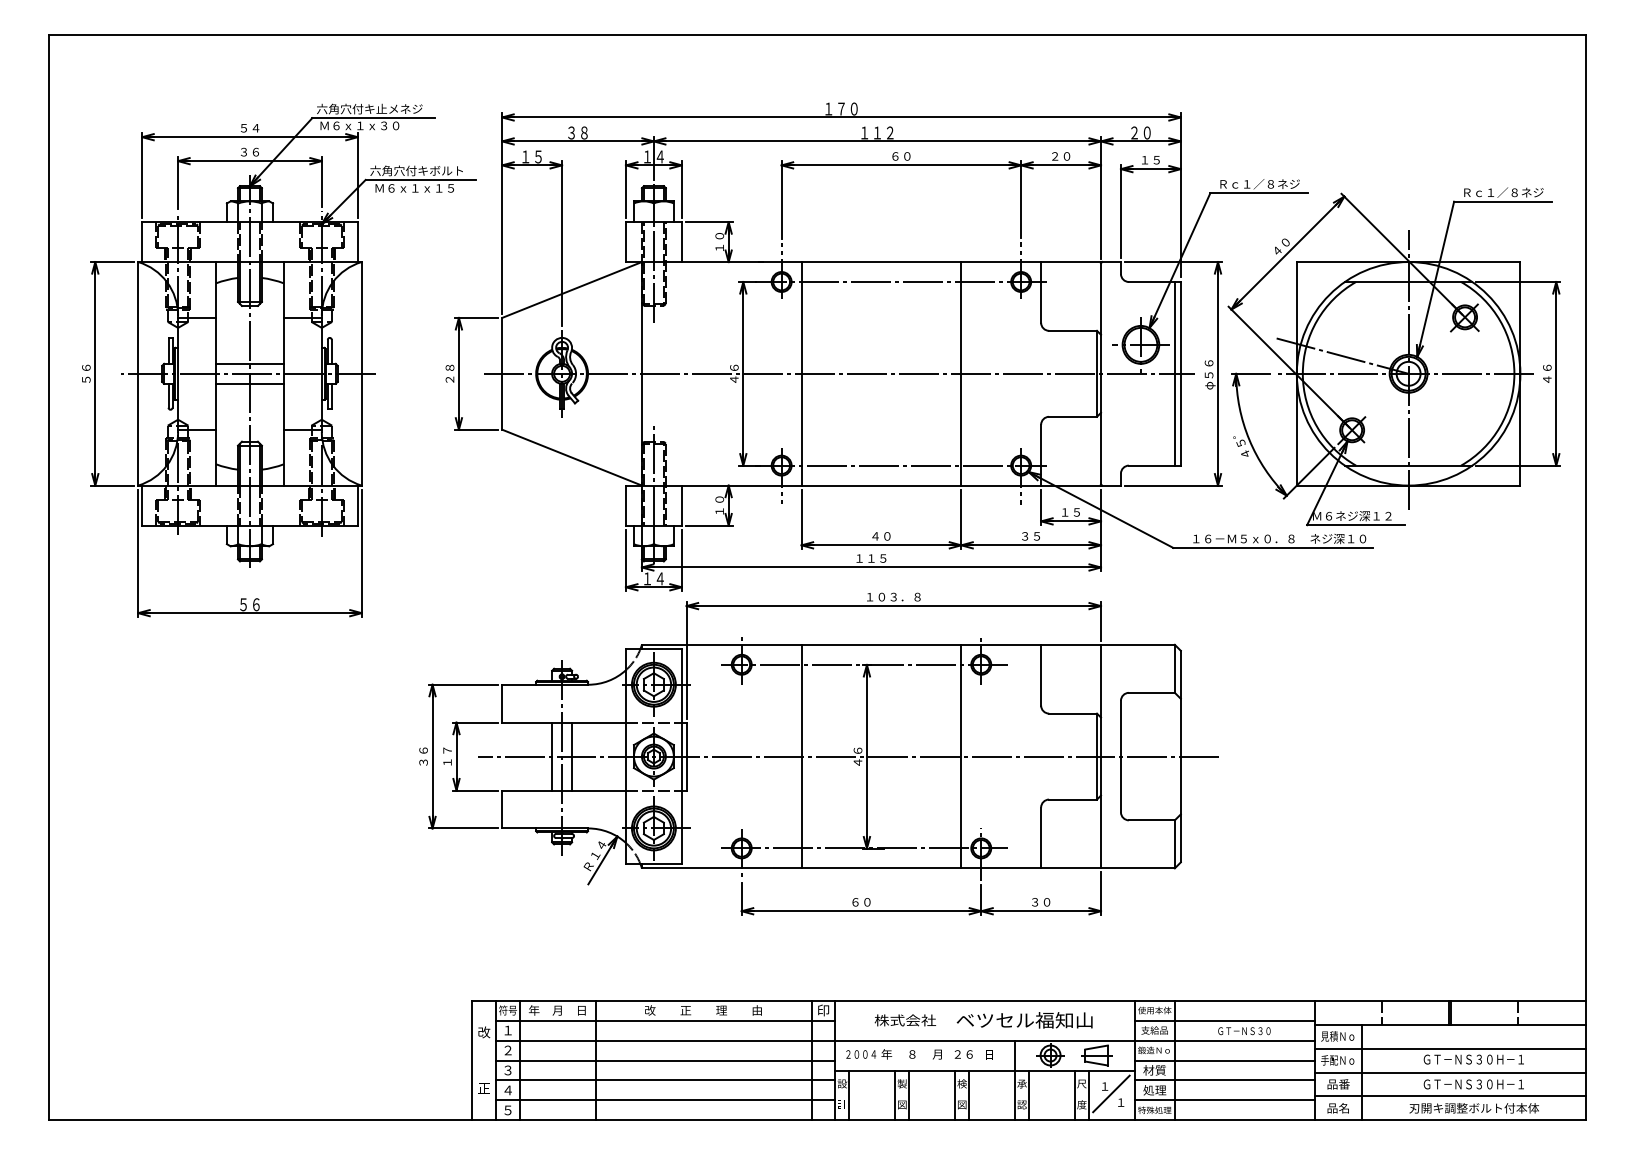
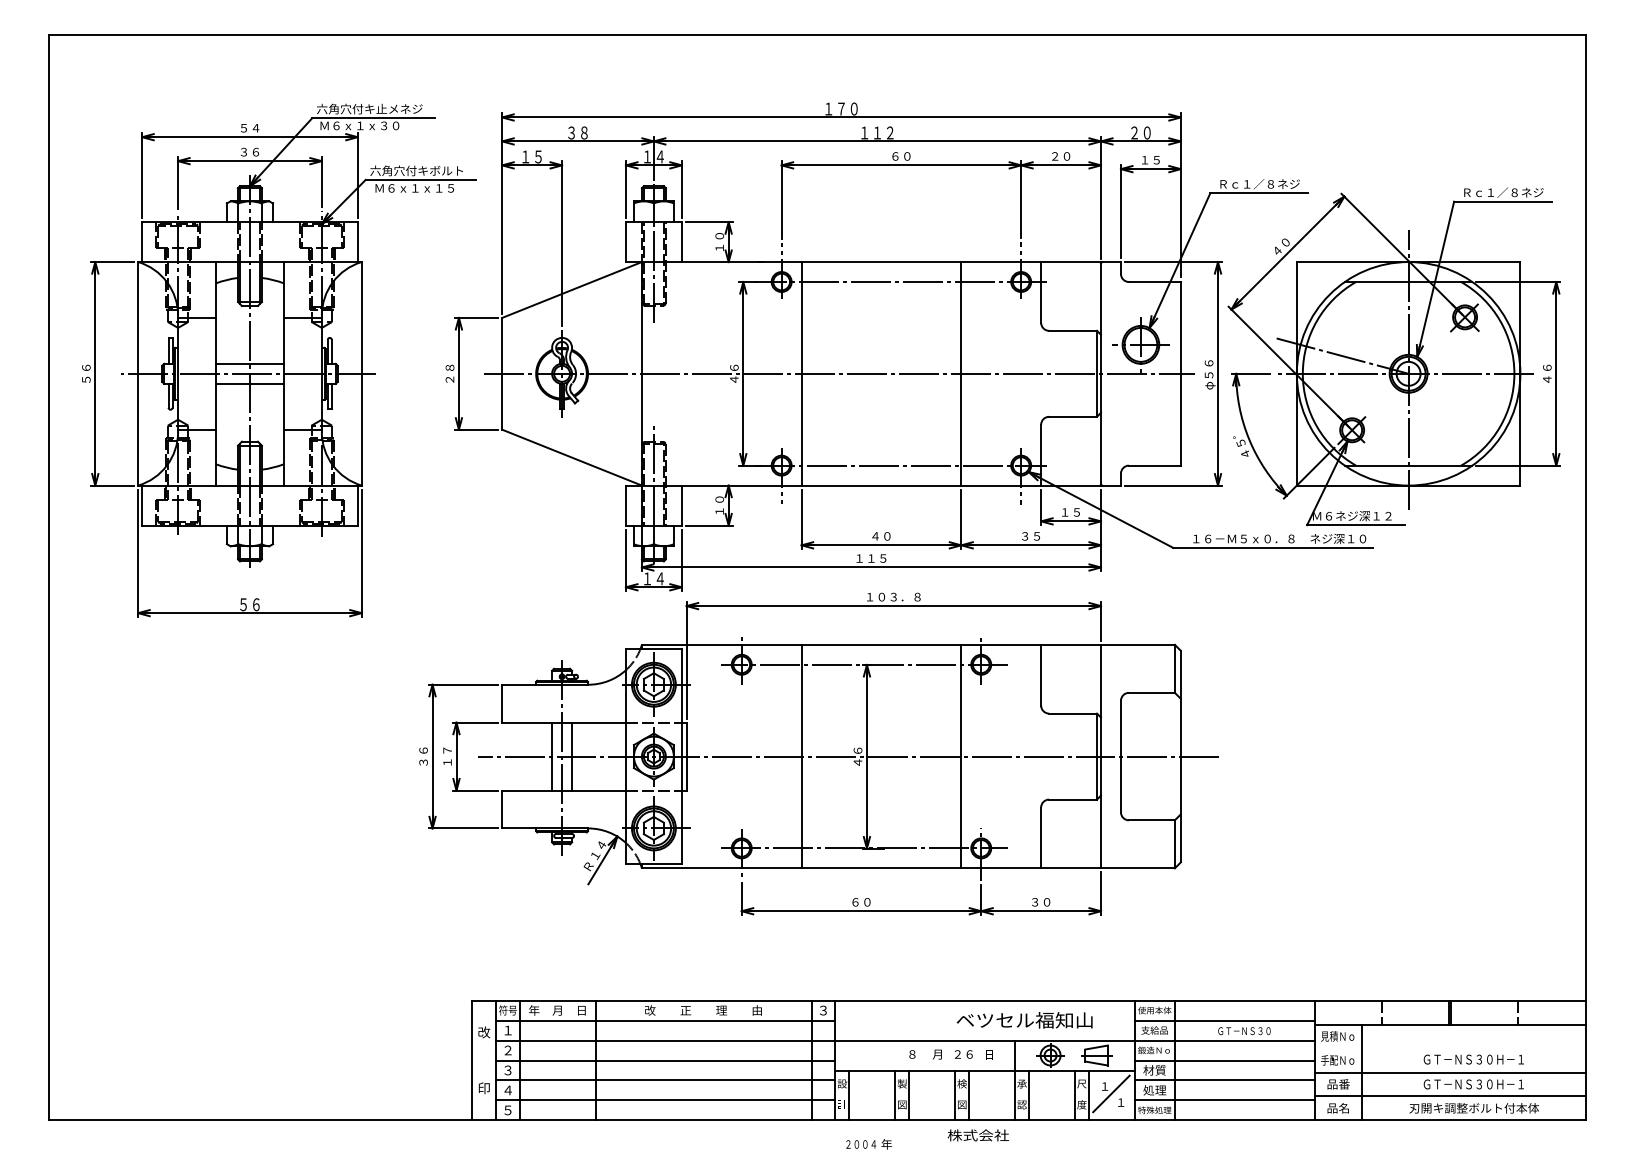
line: present -> none (1174, 373)
text: 印 -> ３ (823, 1010)
text position: (905, 1020) -> (978, 1135) (978, 1135)
line: present -> none (1449, 1048)
text position: (869, 1054) -> (869, 1144) (869, 1144)
text: 正 -> 印 (483, 1088)
